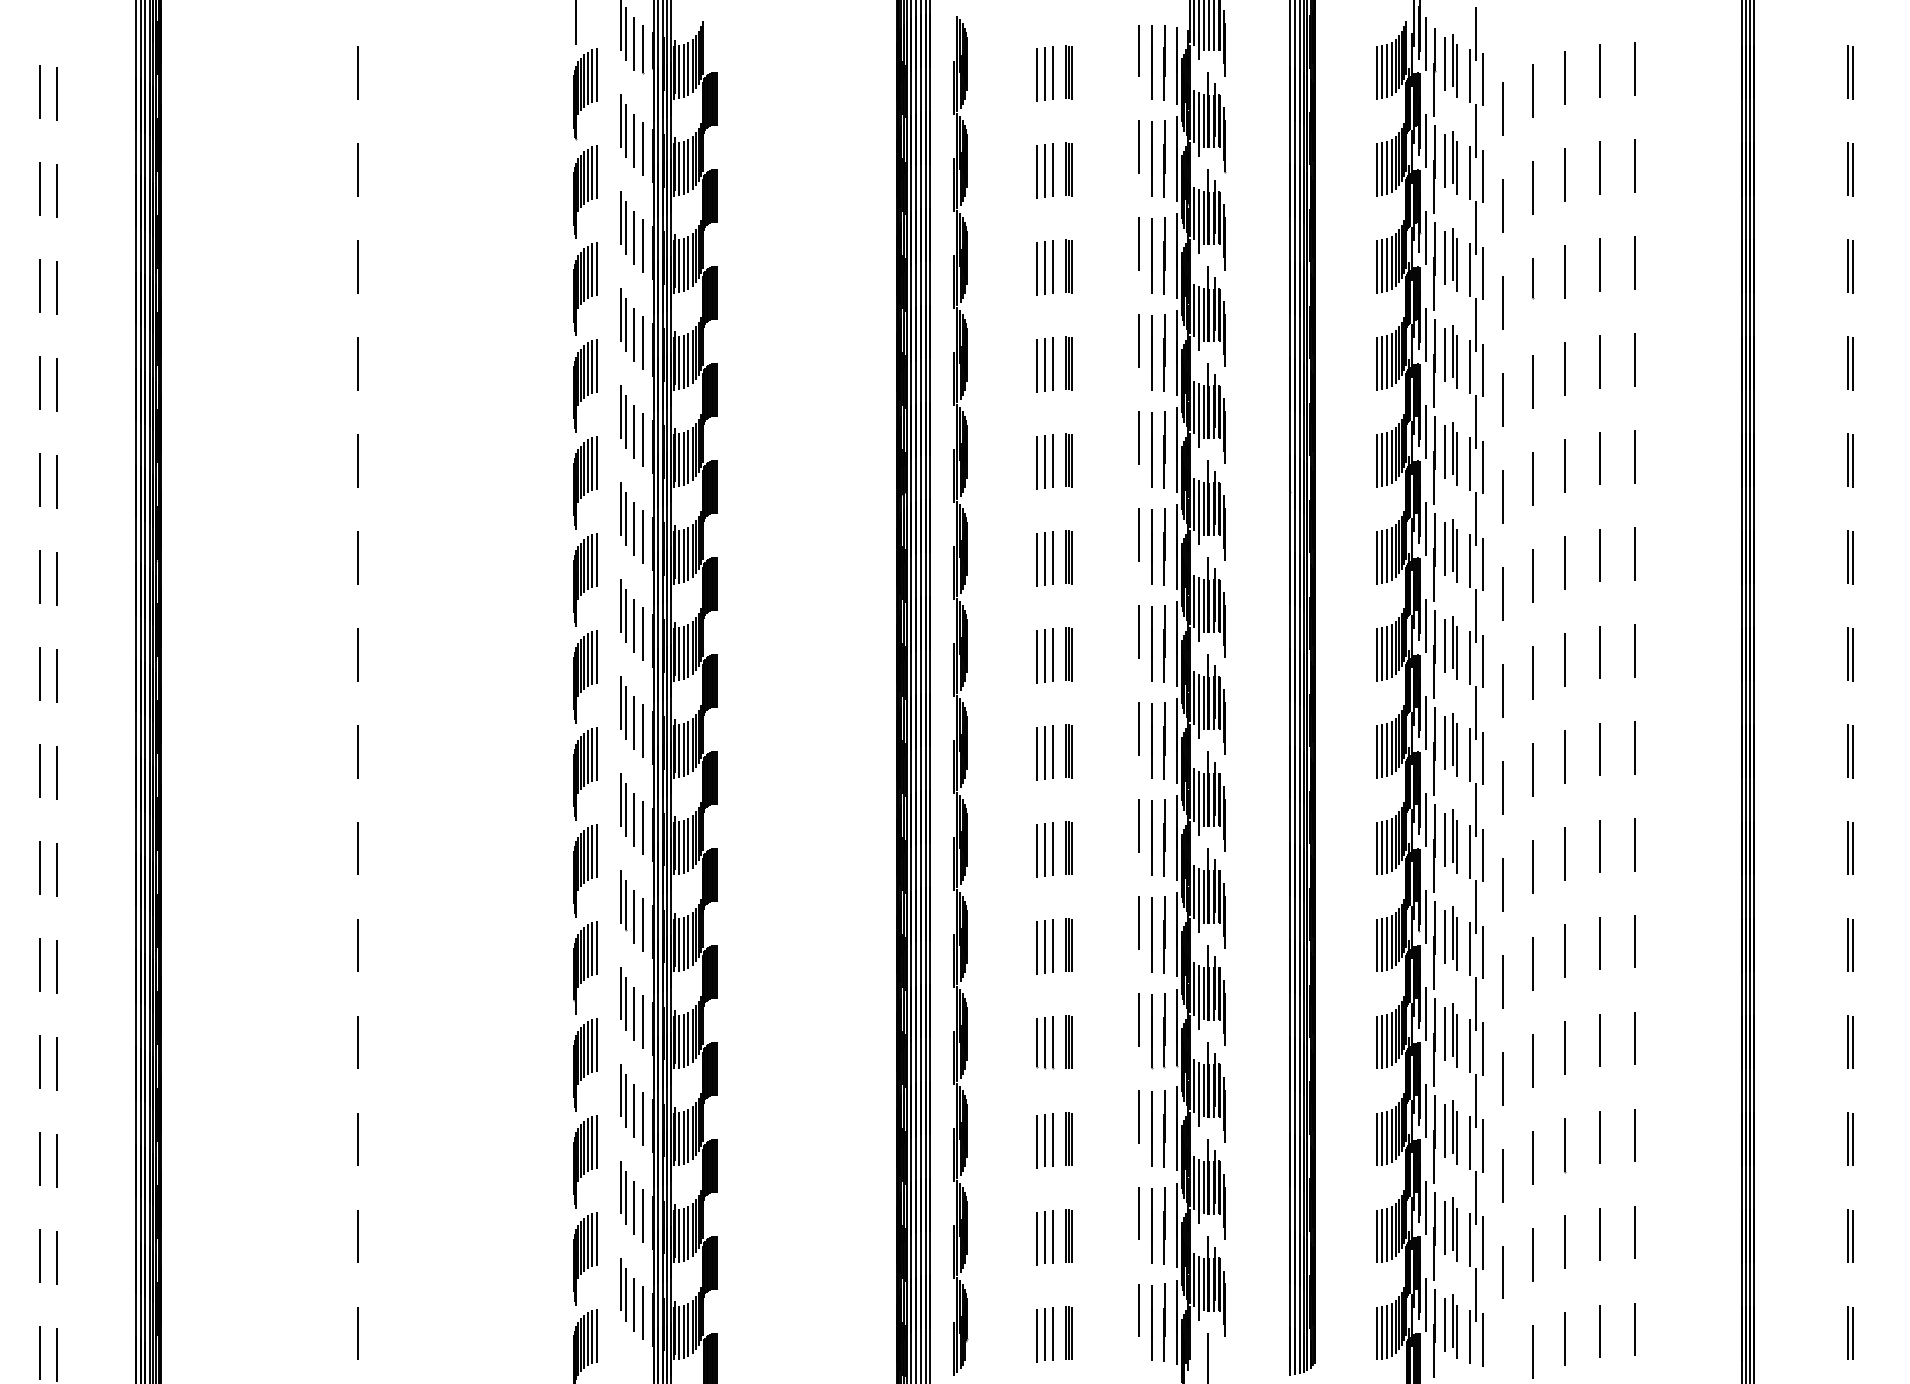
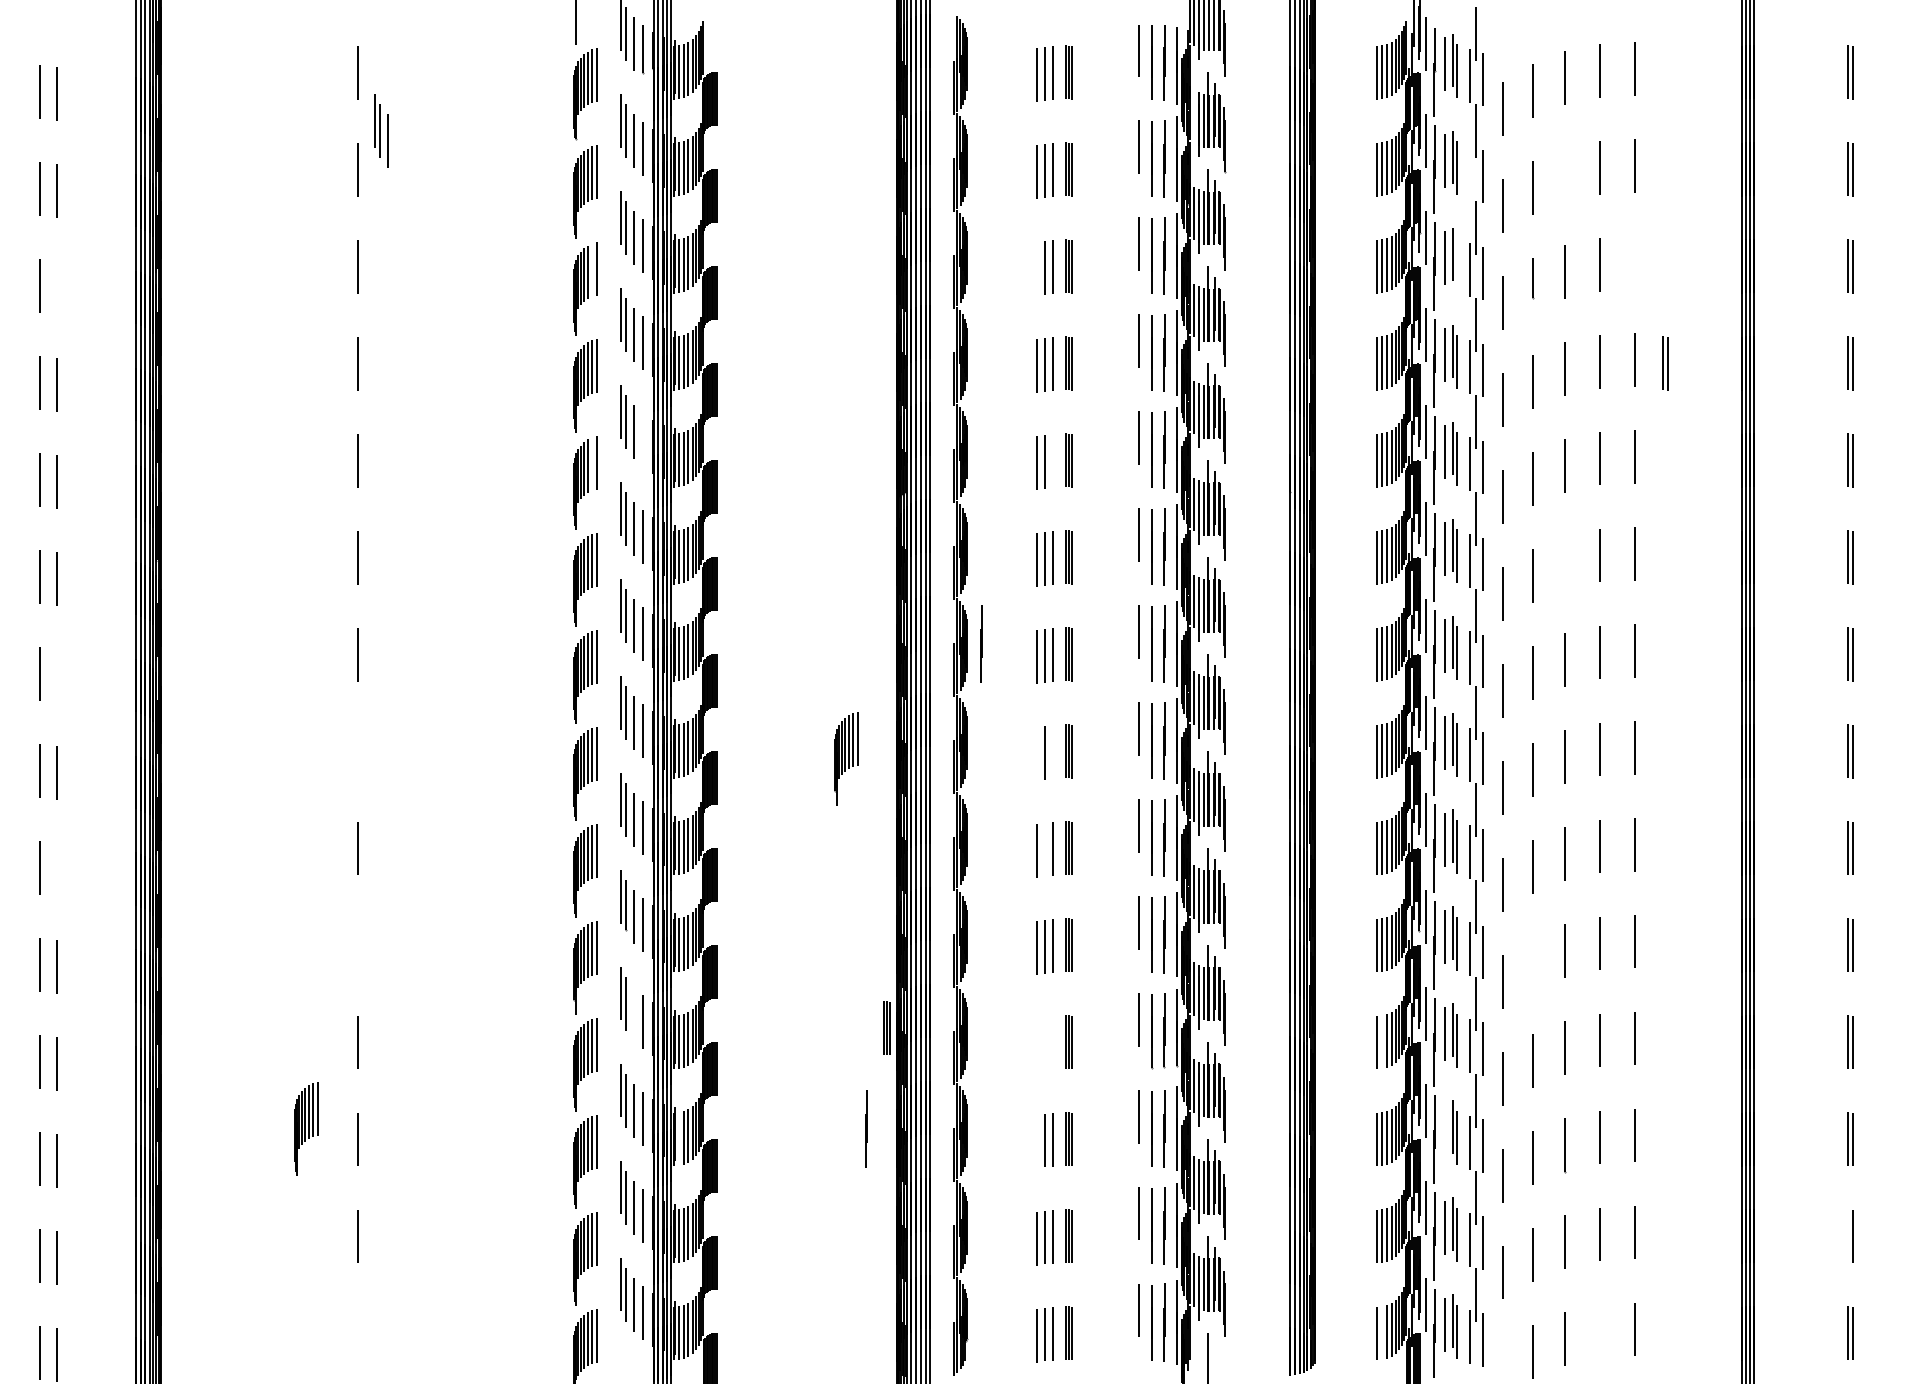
line: present -> none (1194, 116)
part: none -> present (381, 130)
line: present -> none (1469, 173)
line: present -> none (1565, 175)
line: present -> none (1634, 262)
line: present -> none (1457, 264)
line: present -> none (1036, 268)
line: present -> none (592, 270)
line: present -> none (56, 287)
part: none -> present (1665, 363)
line: present -> none (642, 440)
line: present -> none (1052, 461)
line: present -> none (592, 464)
line: present -> none (1565, 562)
line: none -> present (981, 643)
line: present -> none (57, 675)
line: present -> none (357, 751)
line: present -> none (1052, 752)
line: present -> none (1036, 753)
part: none -> present (846, 758)
line: present -> none (1044, 849)
line: present -> none (56, 869)
line: present -> none (357, 945)
line: present -> none (1532, 963)
line: present -> none (633, 1013)
part: none -> present (886, 1027)
part: present -> none (1045, 1042)
line: present -> none (1382, 1042)
part: none -> present (306, 1128)
line: none -> present (866, 1128)
line: present -> none (1445, 1130)
line: present -> none (678, 1139)
line: present -> none (1036, 1141)
line: present -> none (1848, 1236)
line: present -> none (1599, 1331)
line: present -> none (357, 1333)
line: present -> none (1382, 1333)
